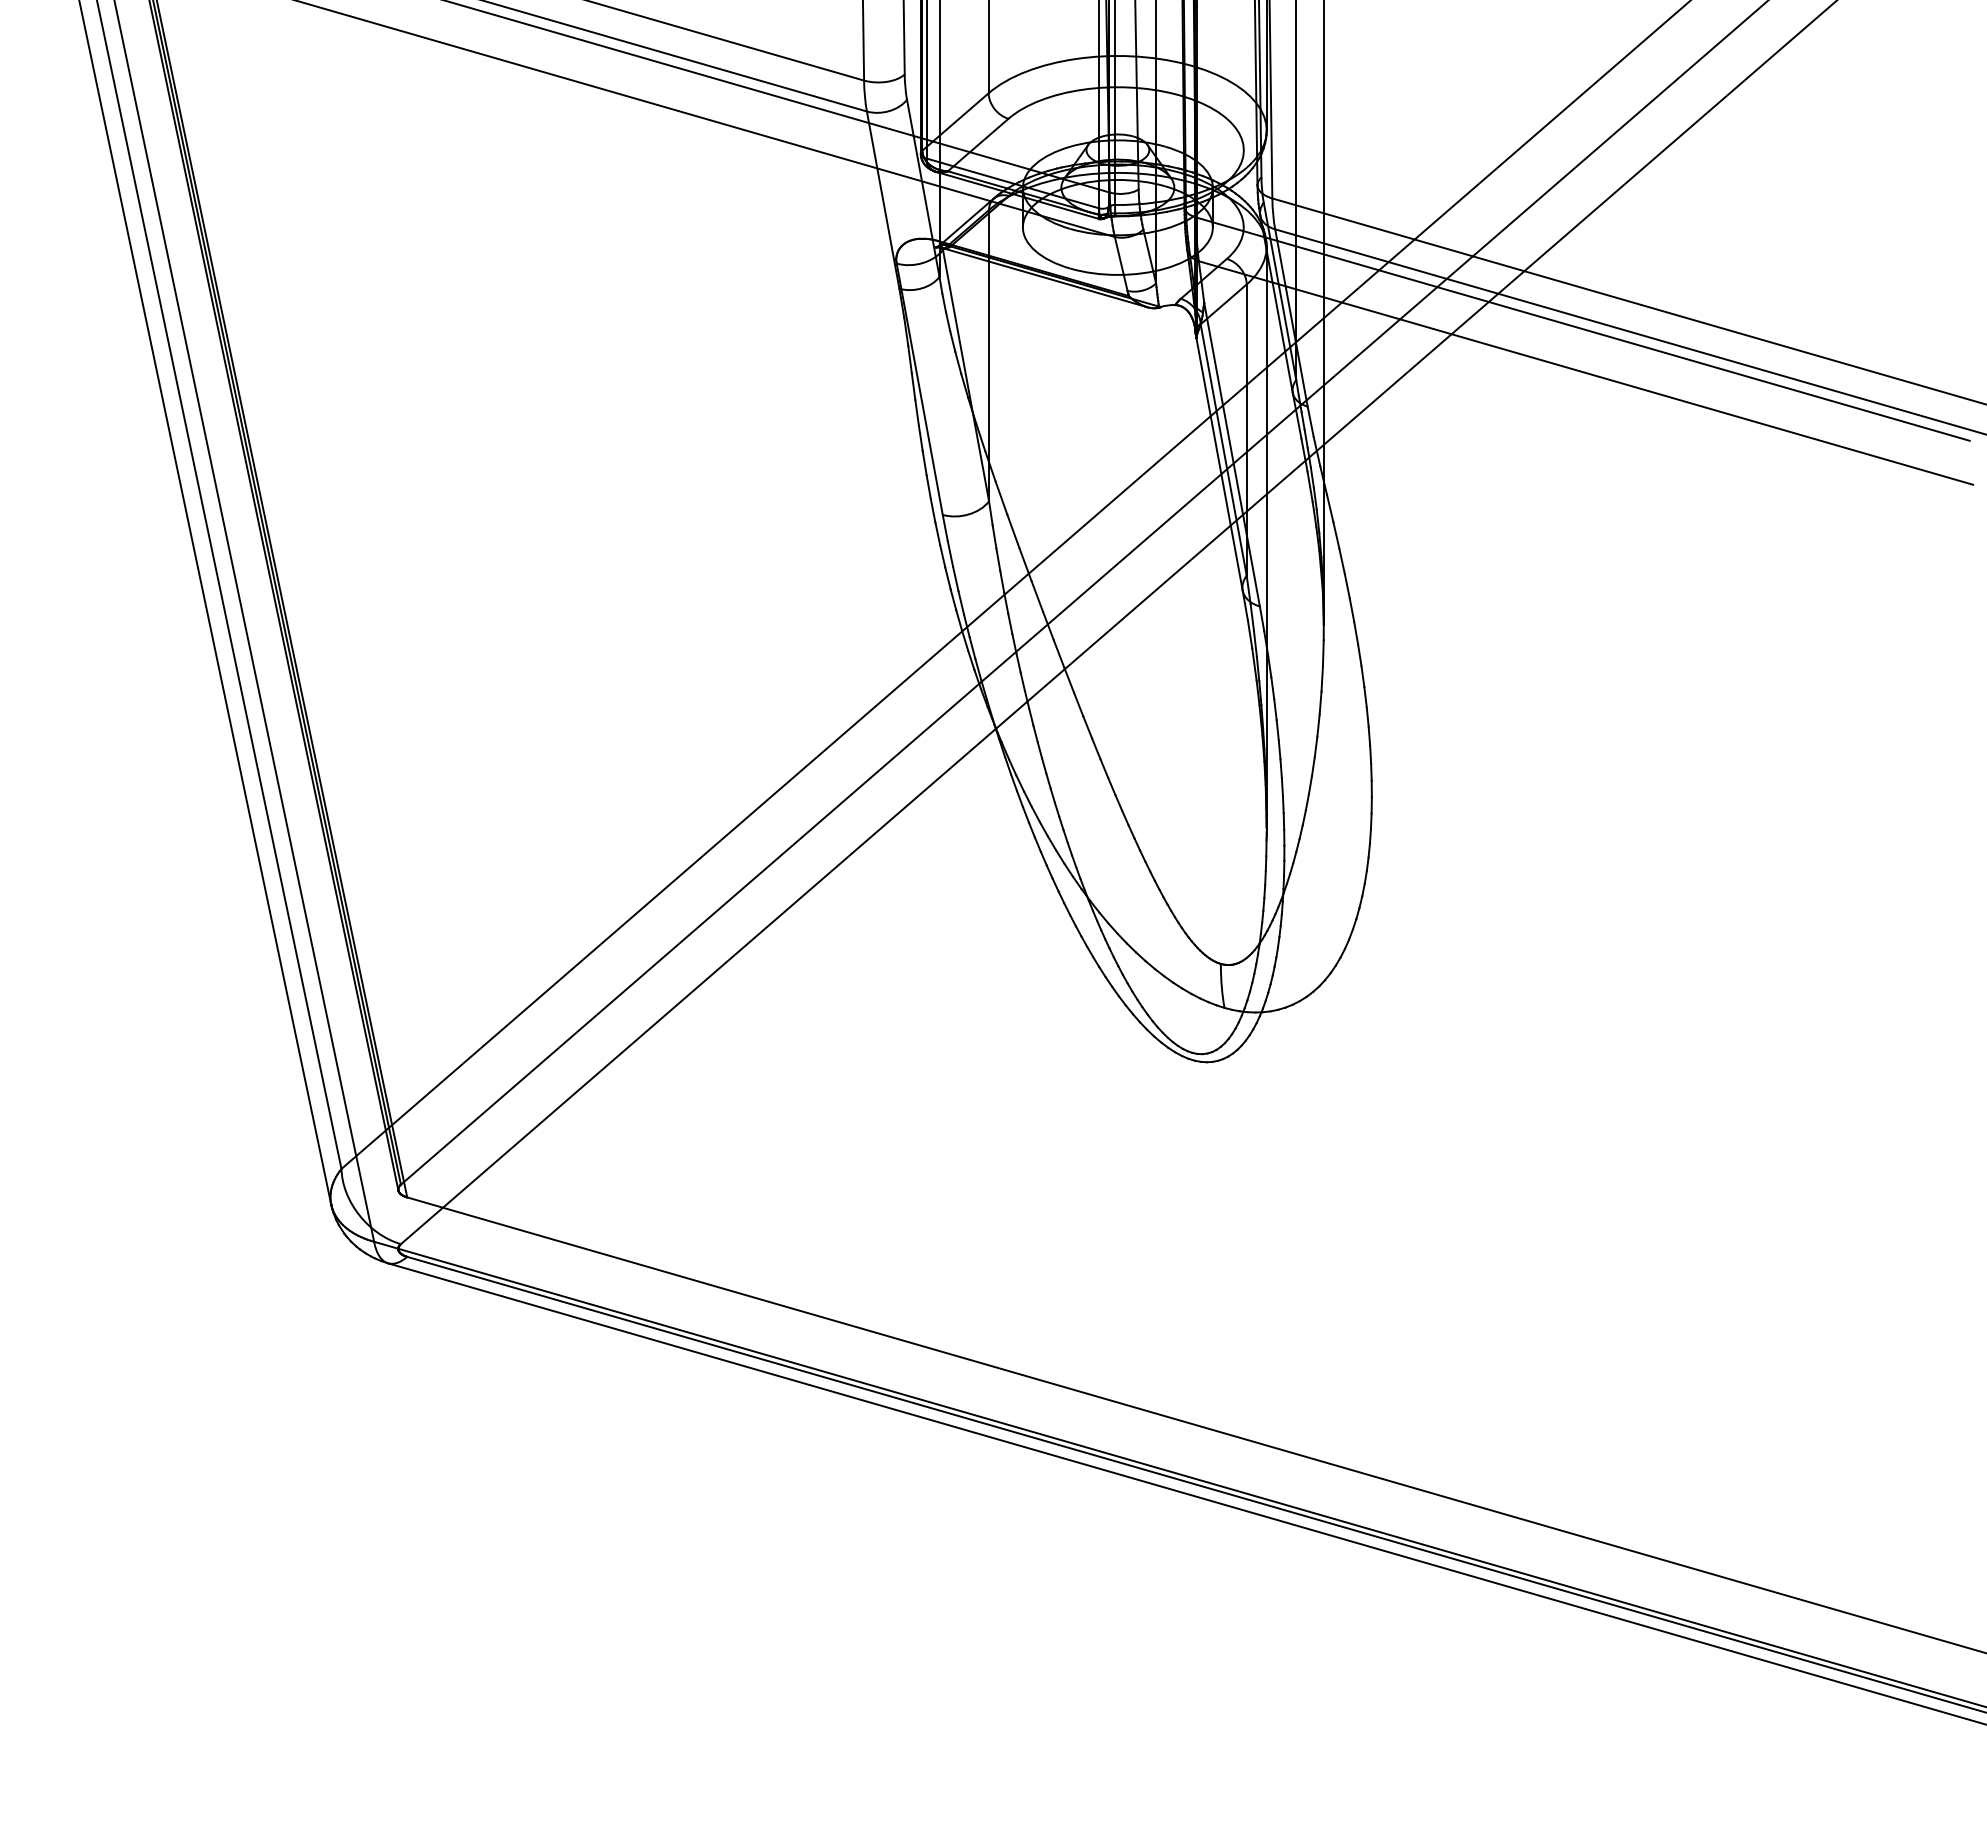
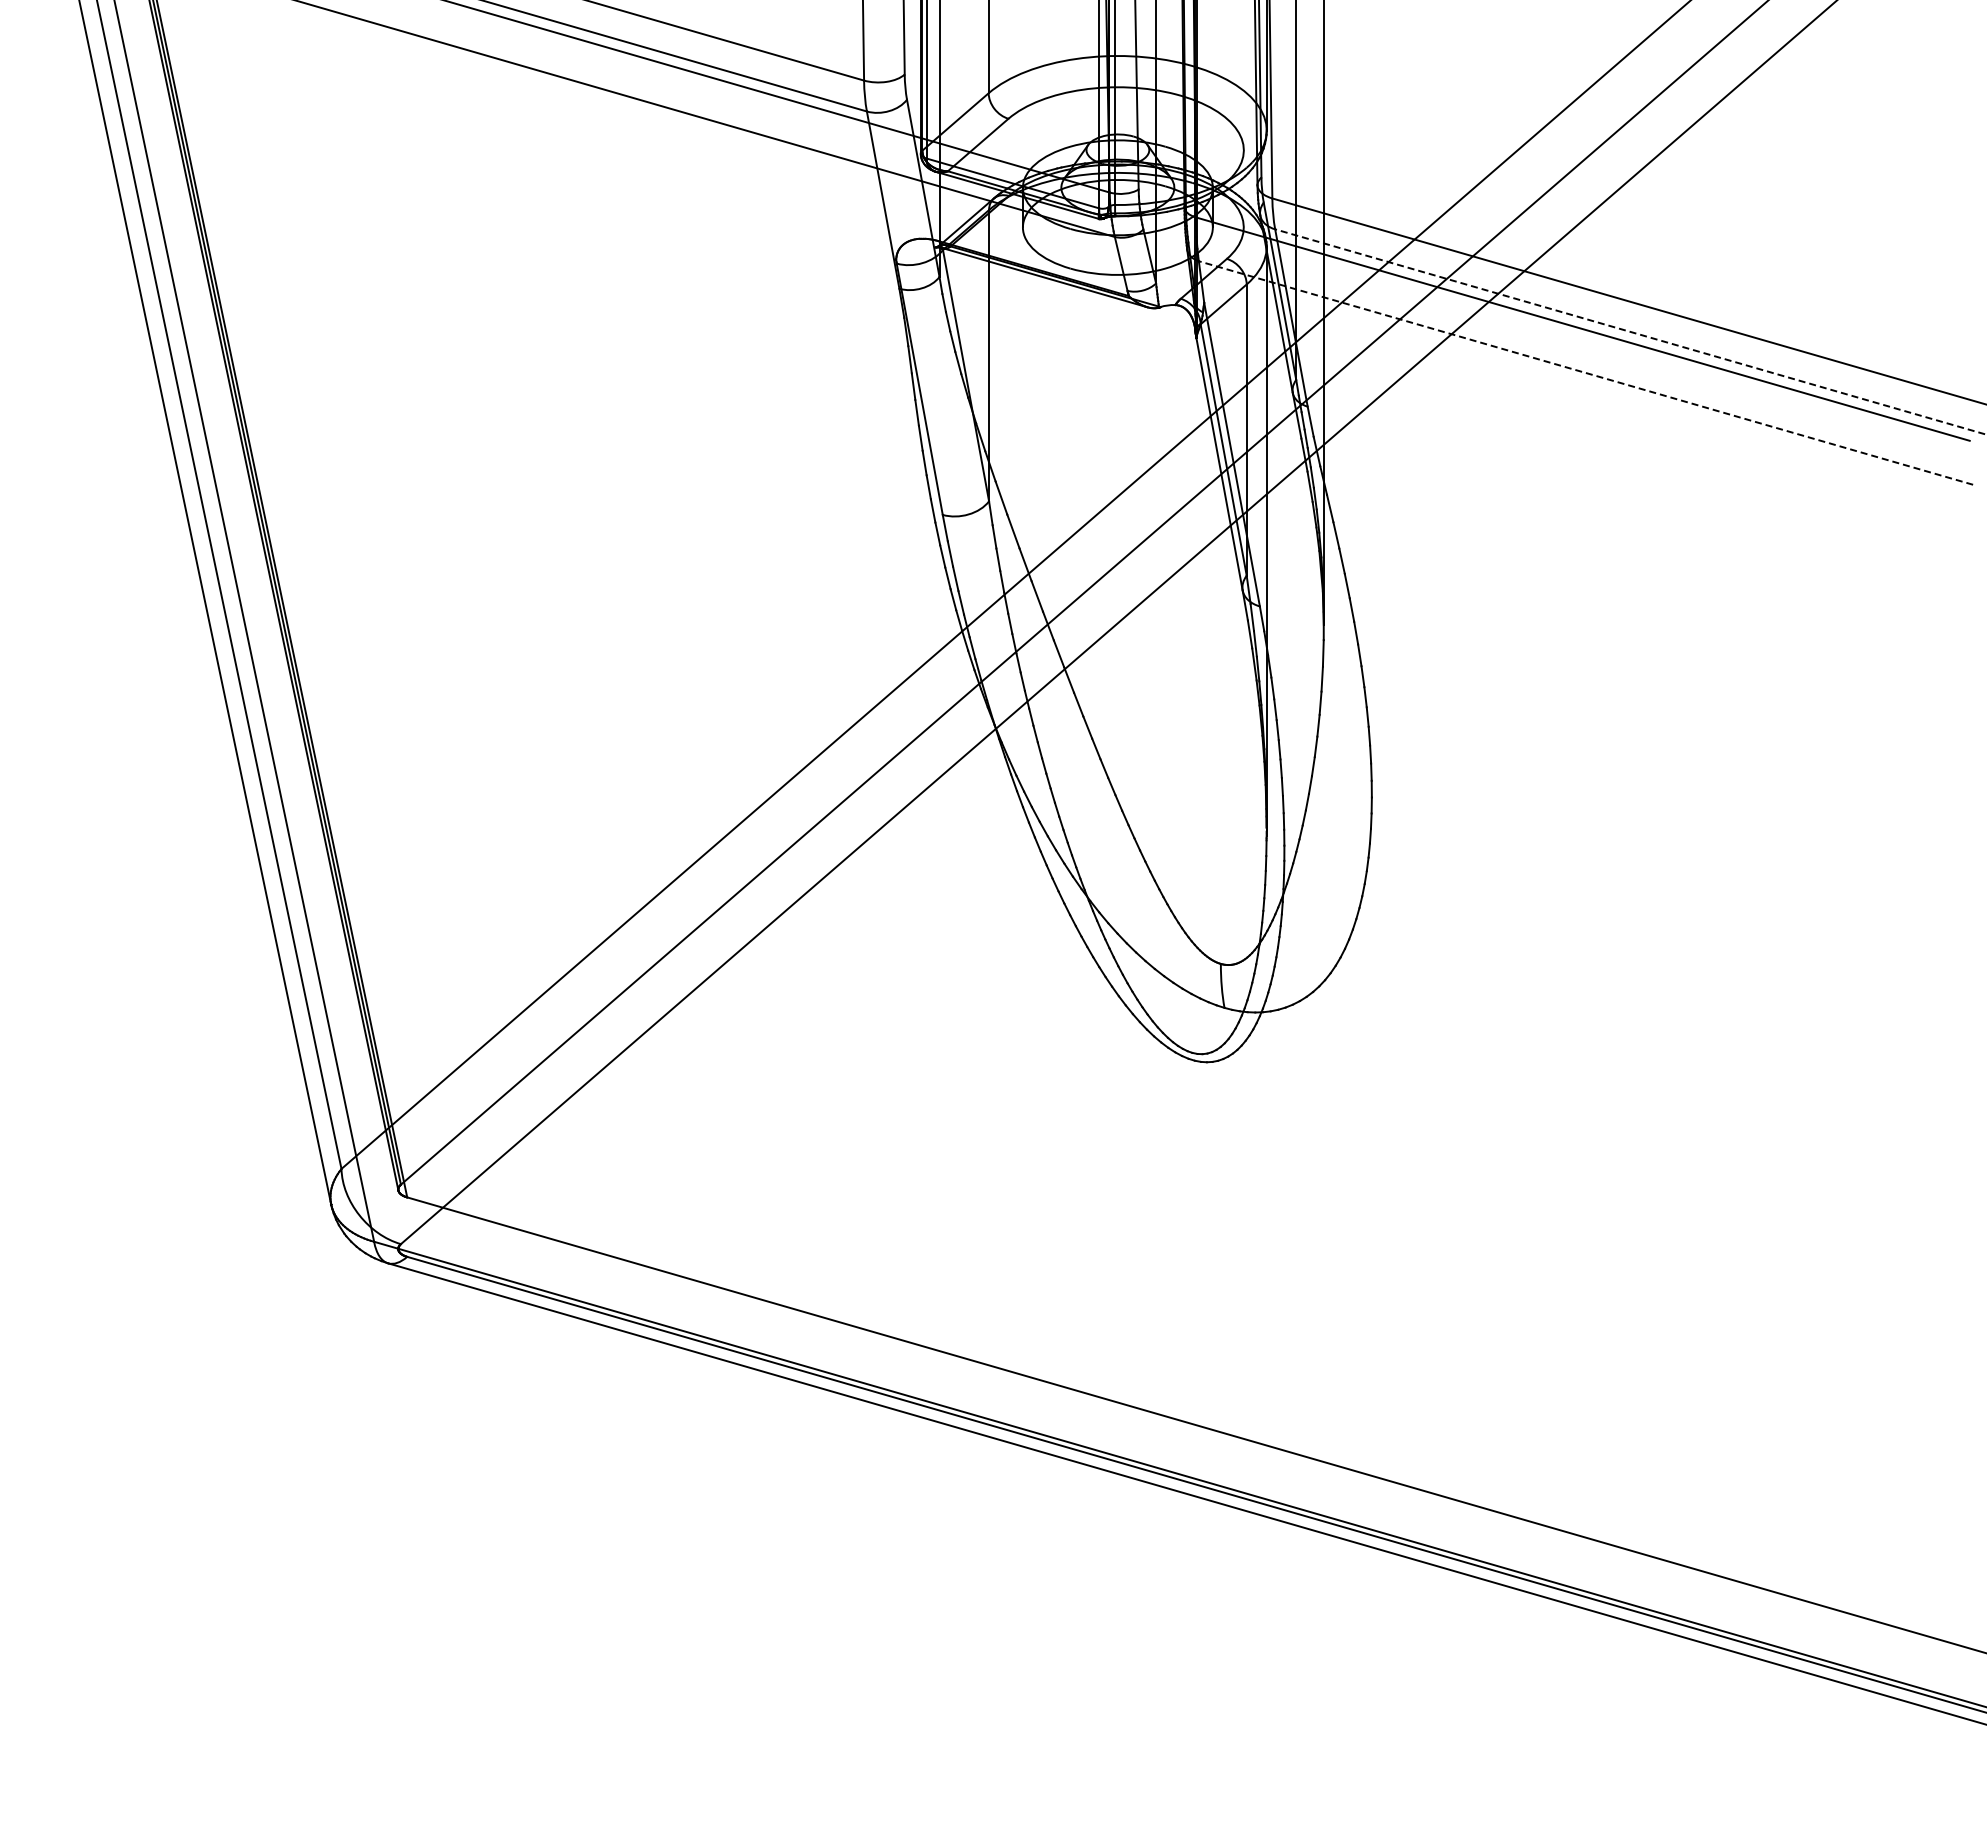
line: solid -> dashed (1630, 331)
line: solid -> dashed (1585, 373)
